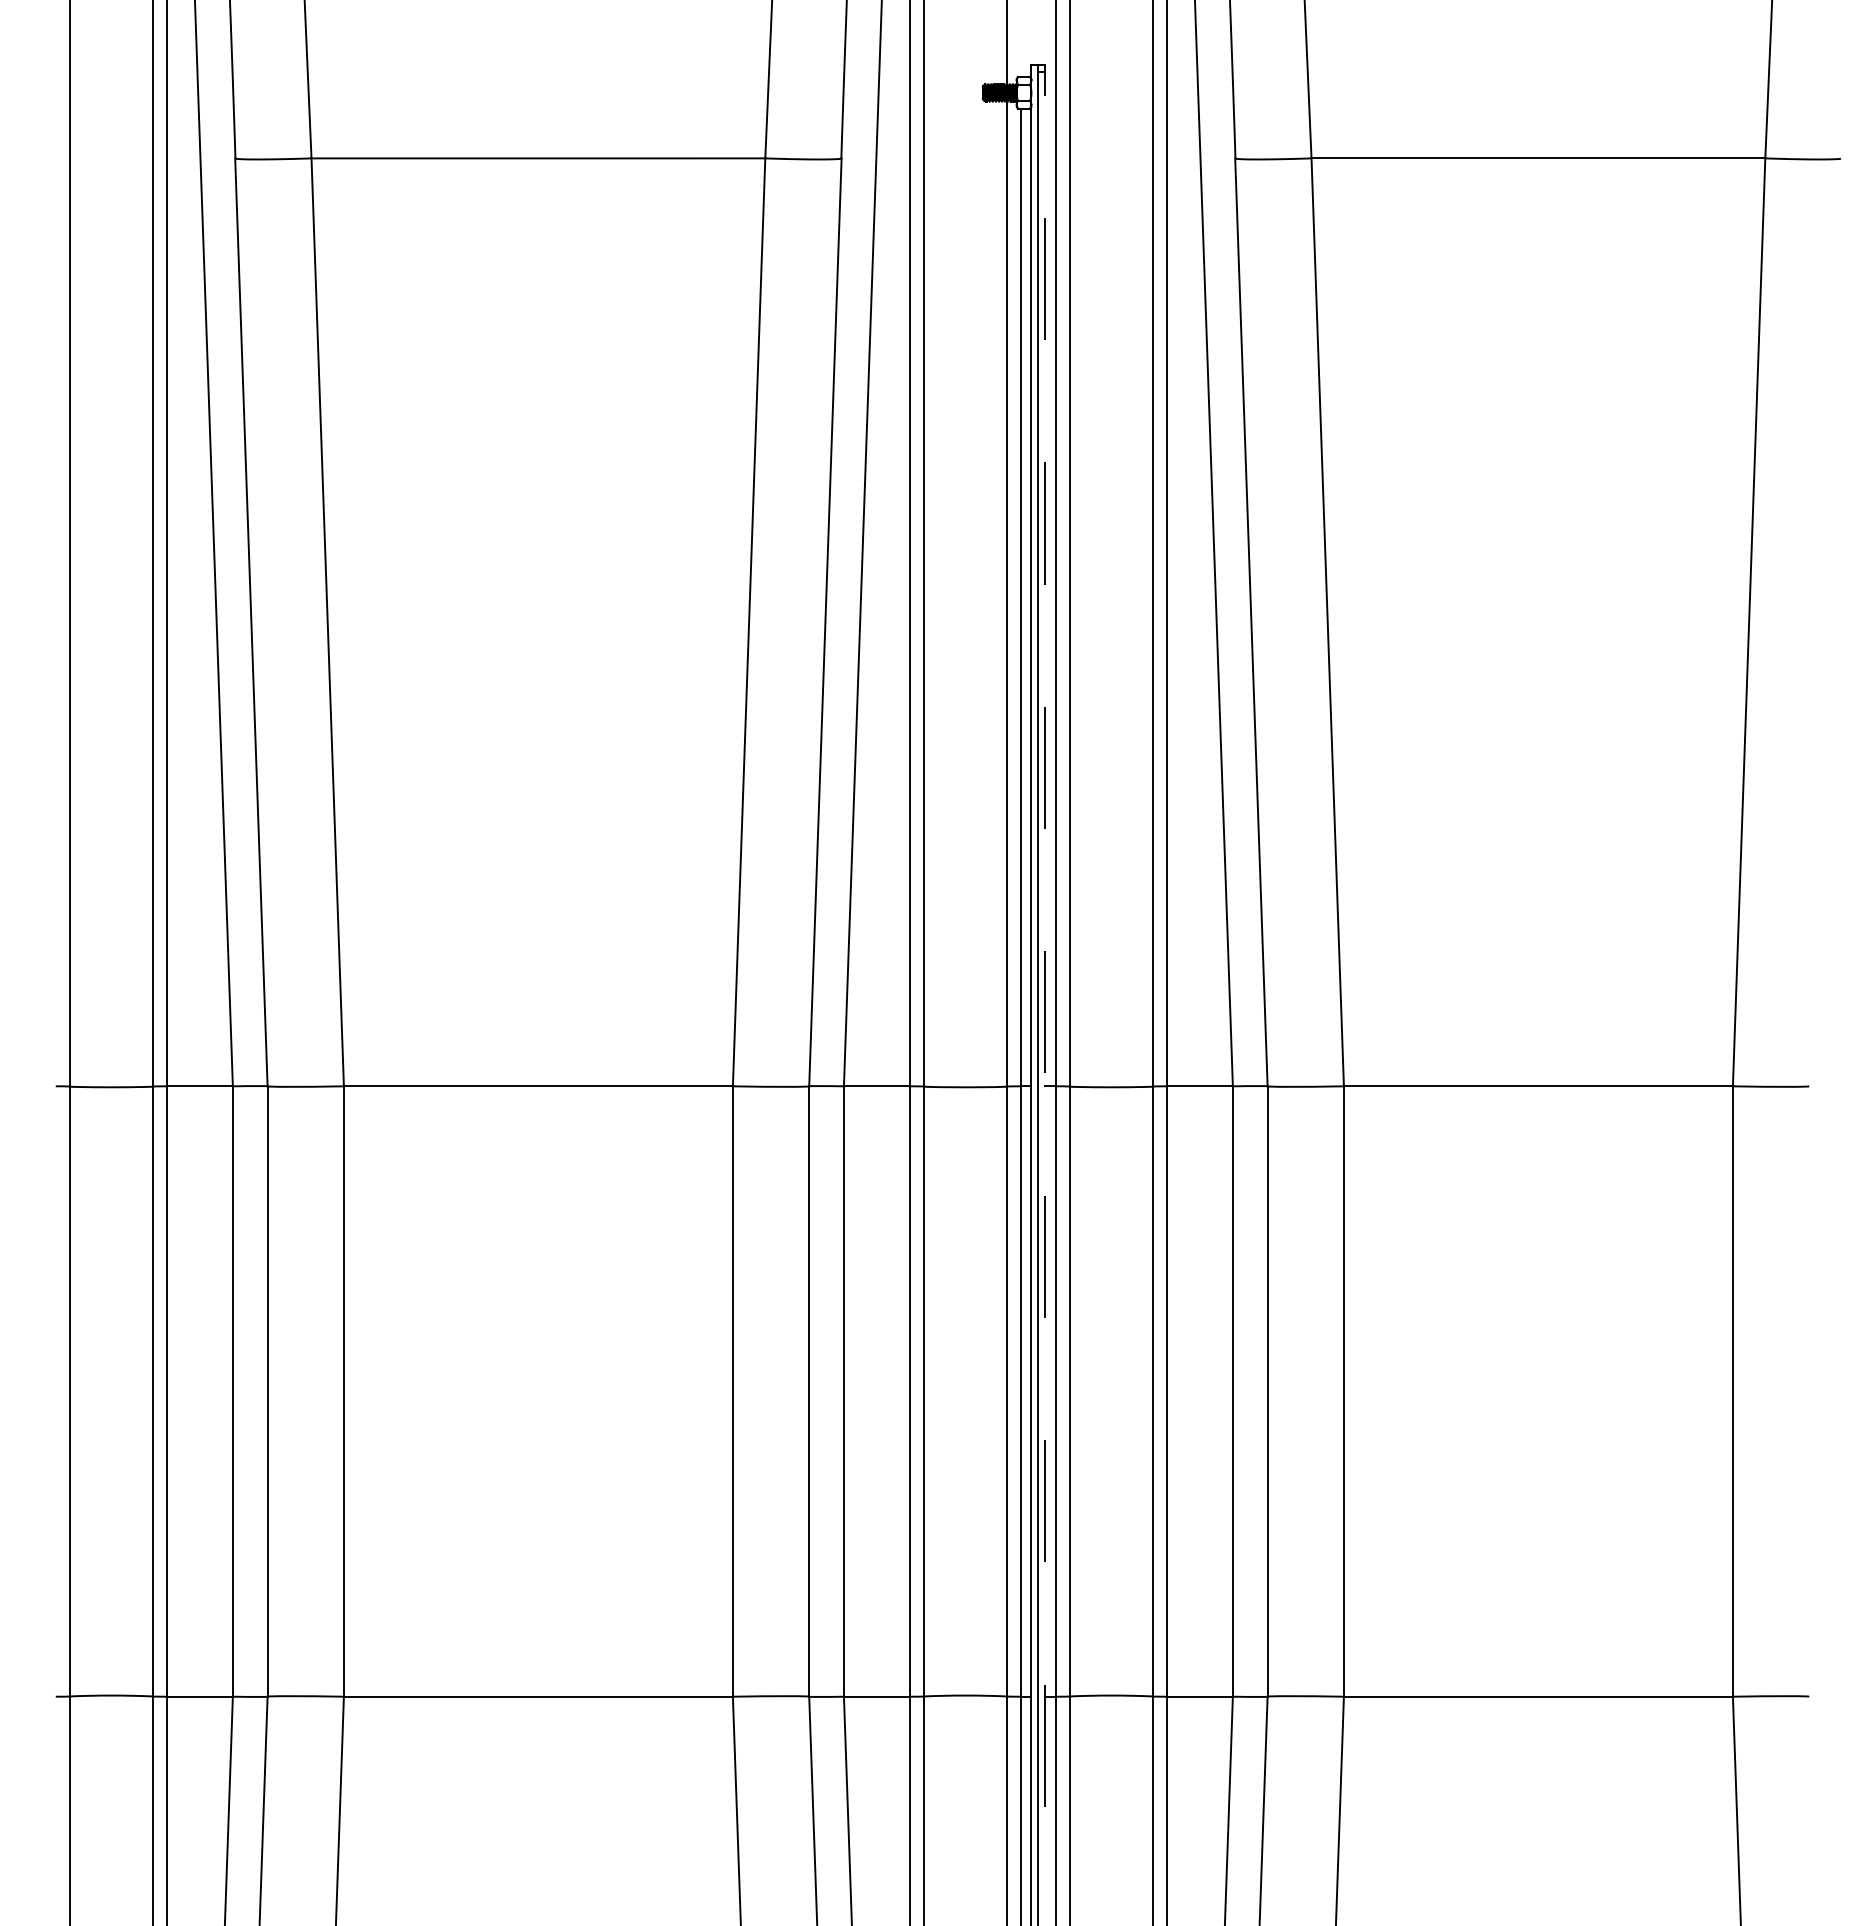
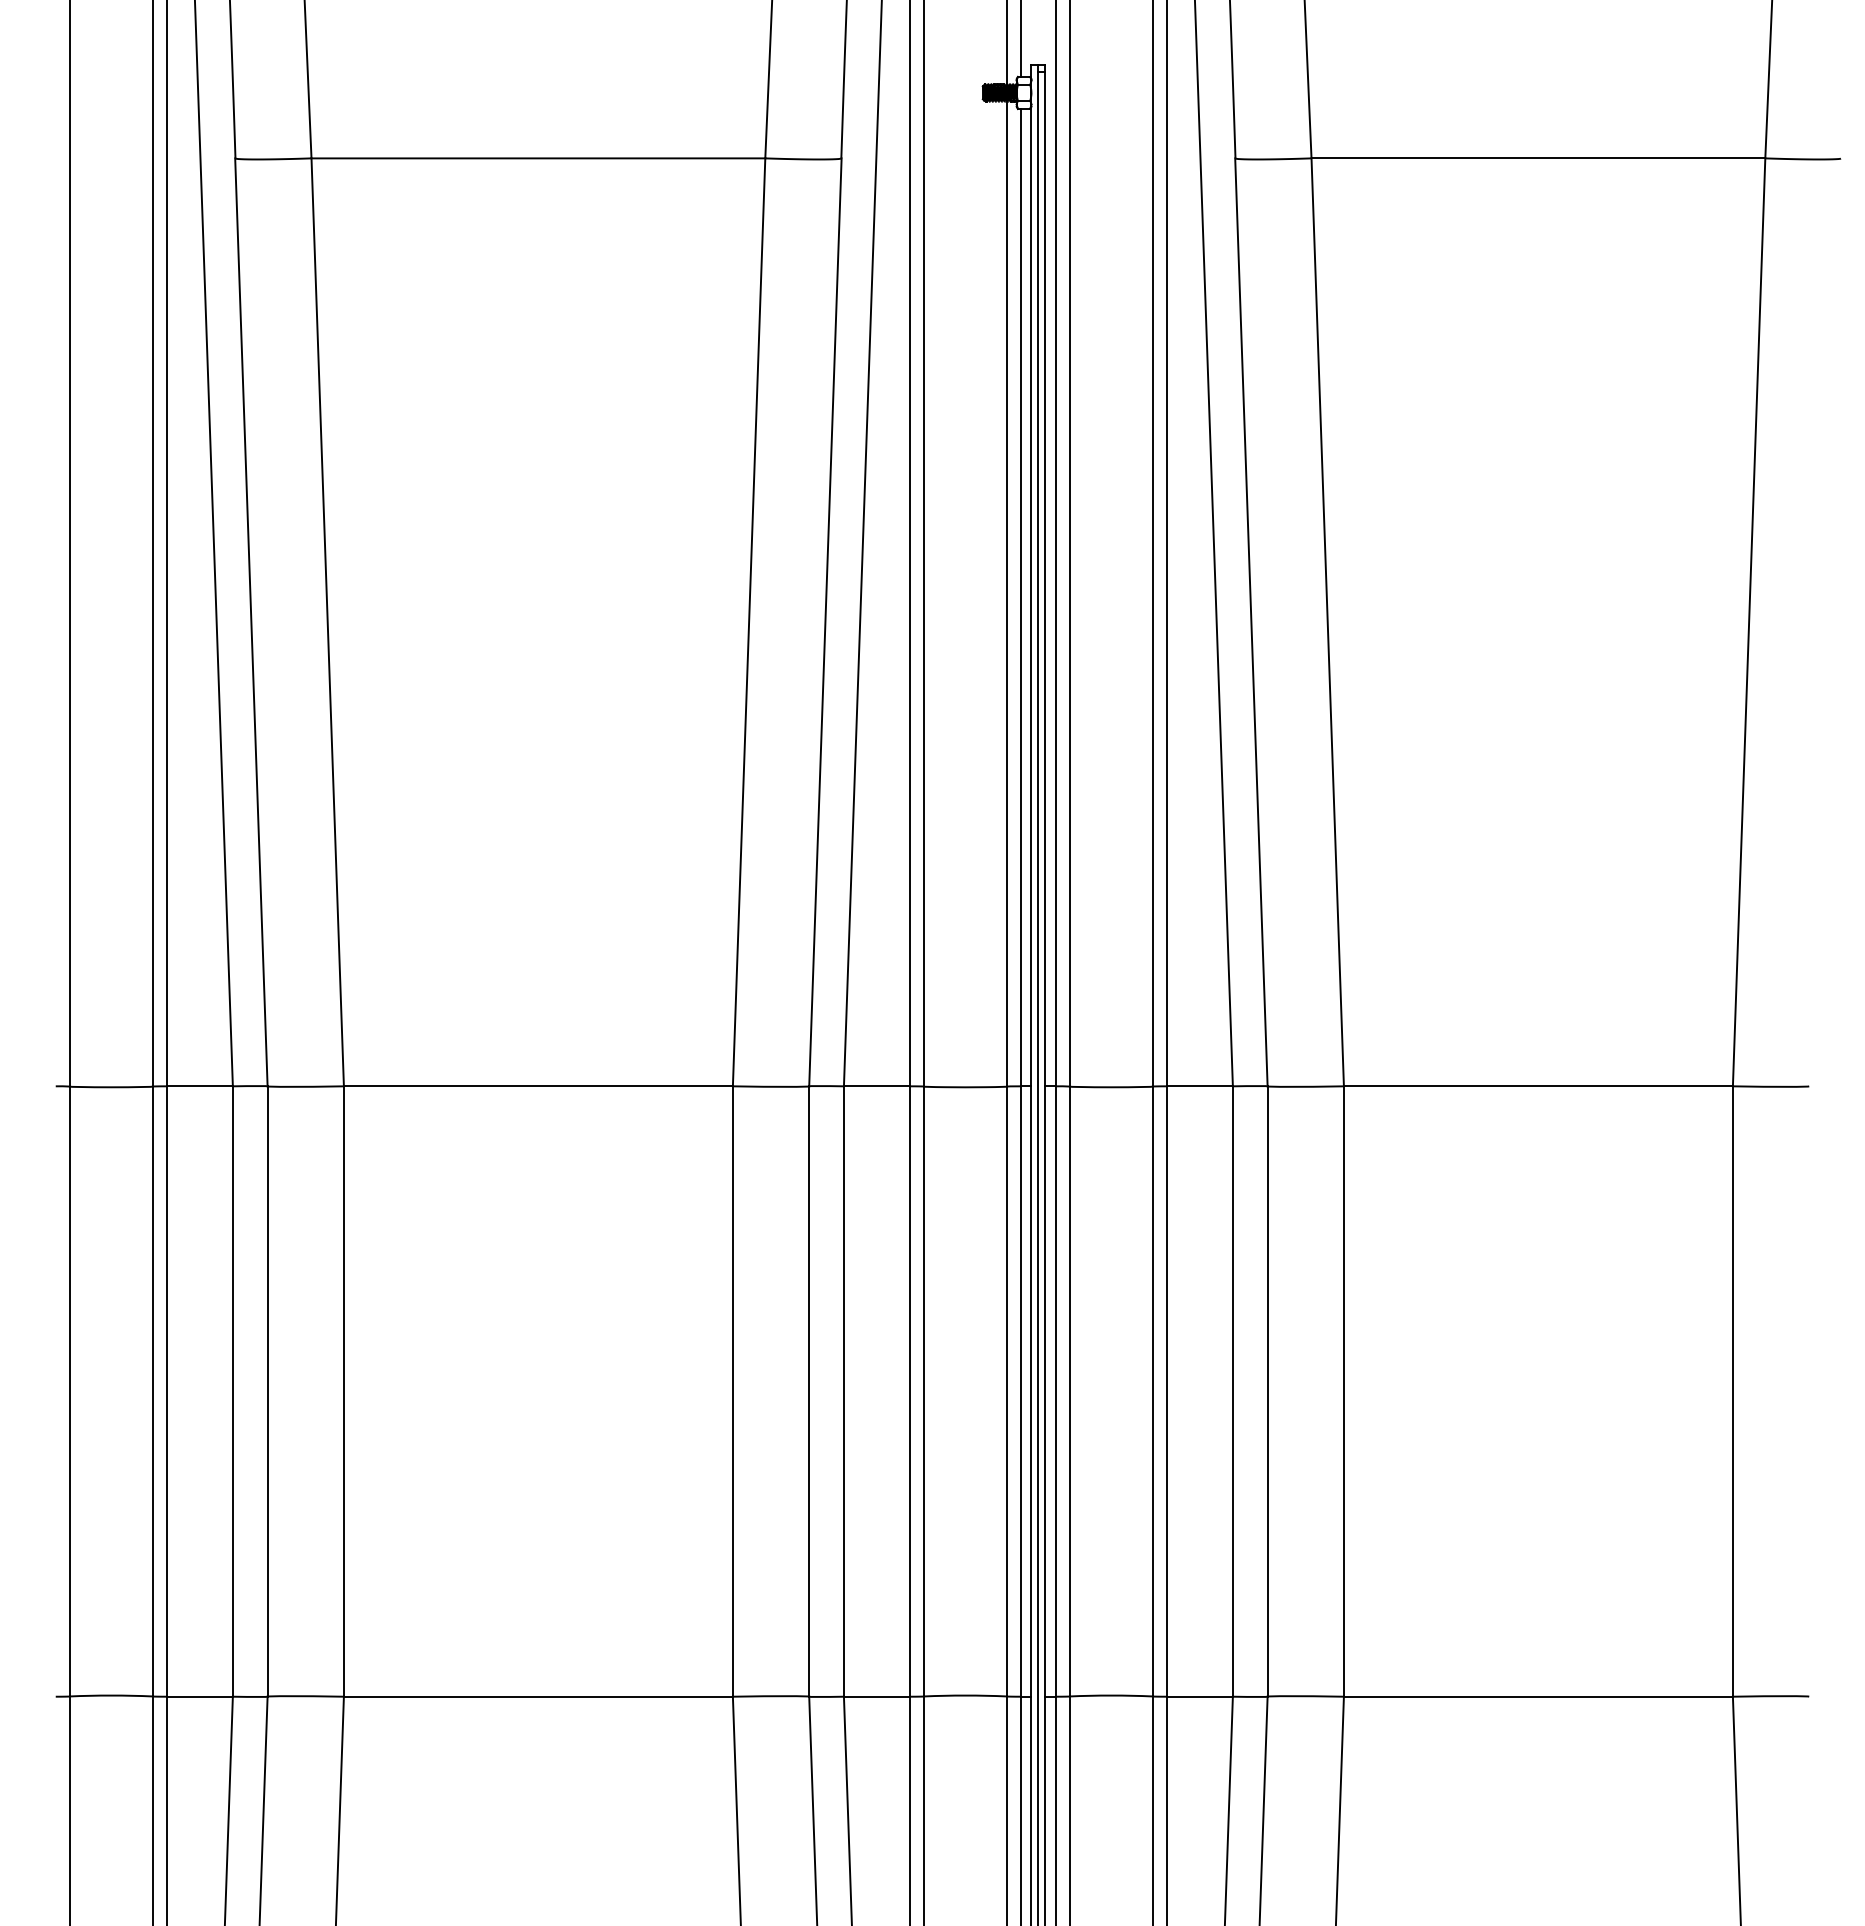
line: none -> present (1021, 39)
line: dashed -> solid (1045, 998)
